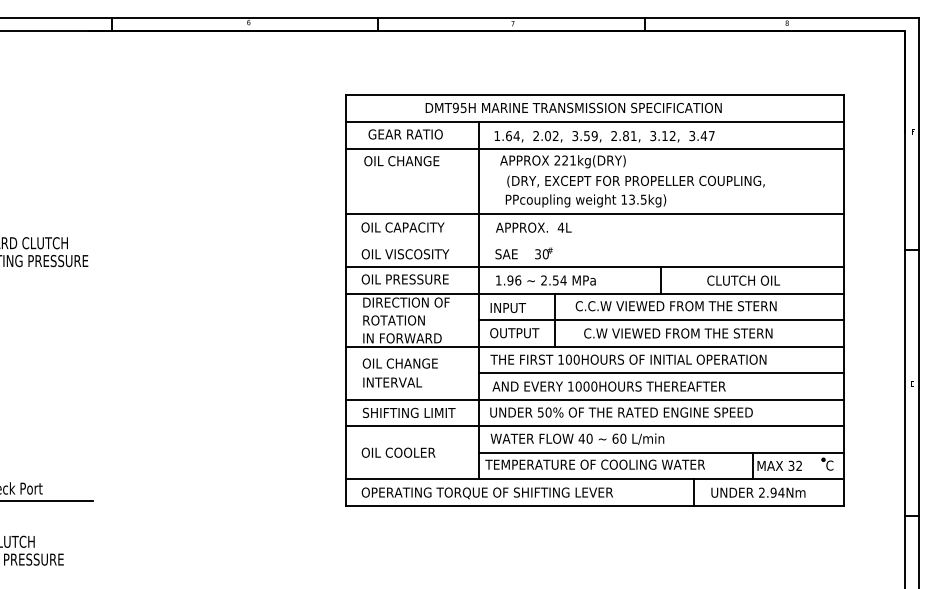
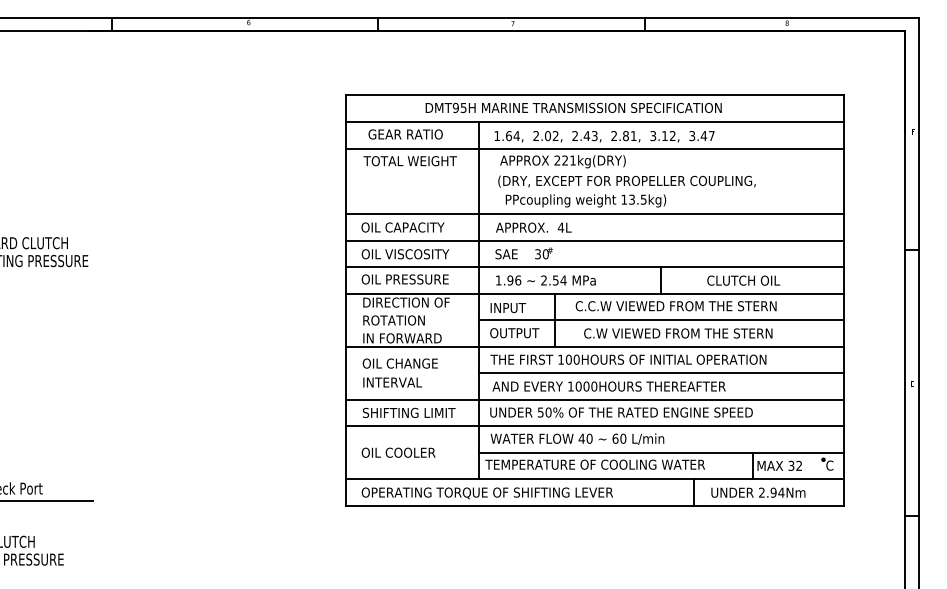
text: 3.59, -> 2.43, (584, 136)
text: OIL CHANGE -> TOTAL WEIGHT (409, 161)
text position: (635, 181) -> (626, 181) (626, 181)
line: none -> present (594, 240)
